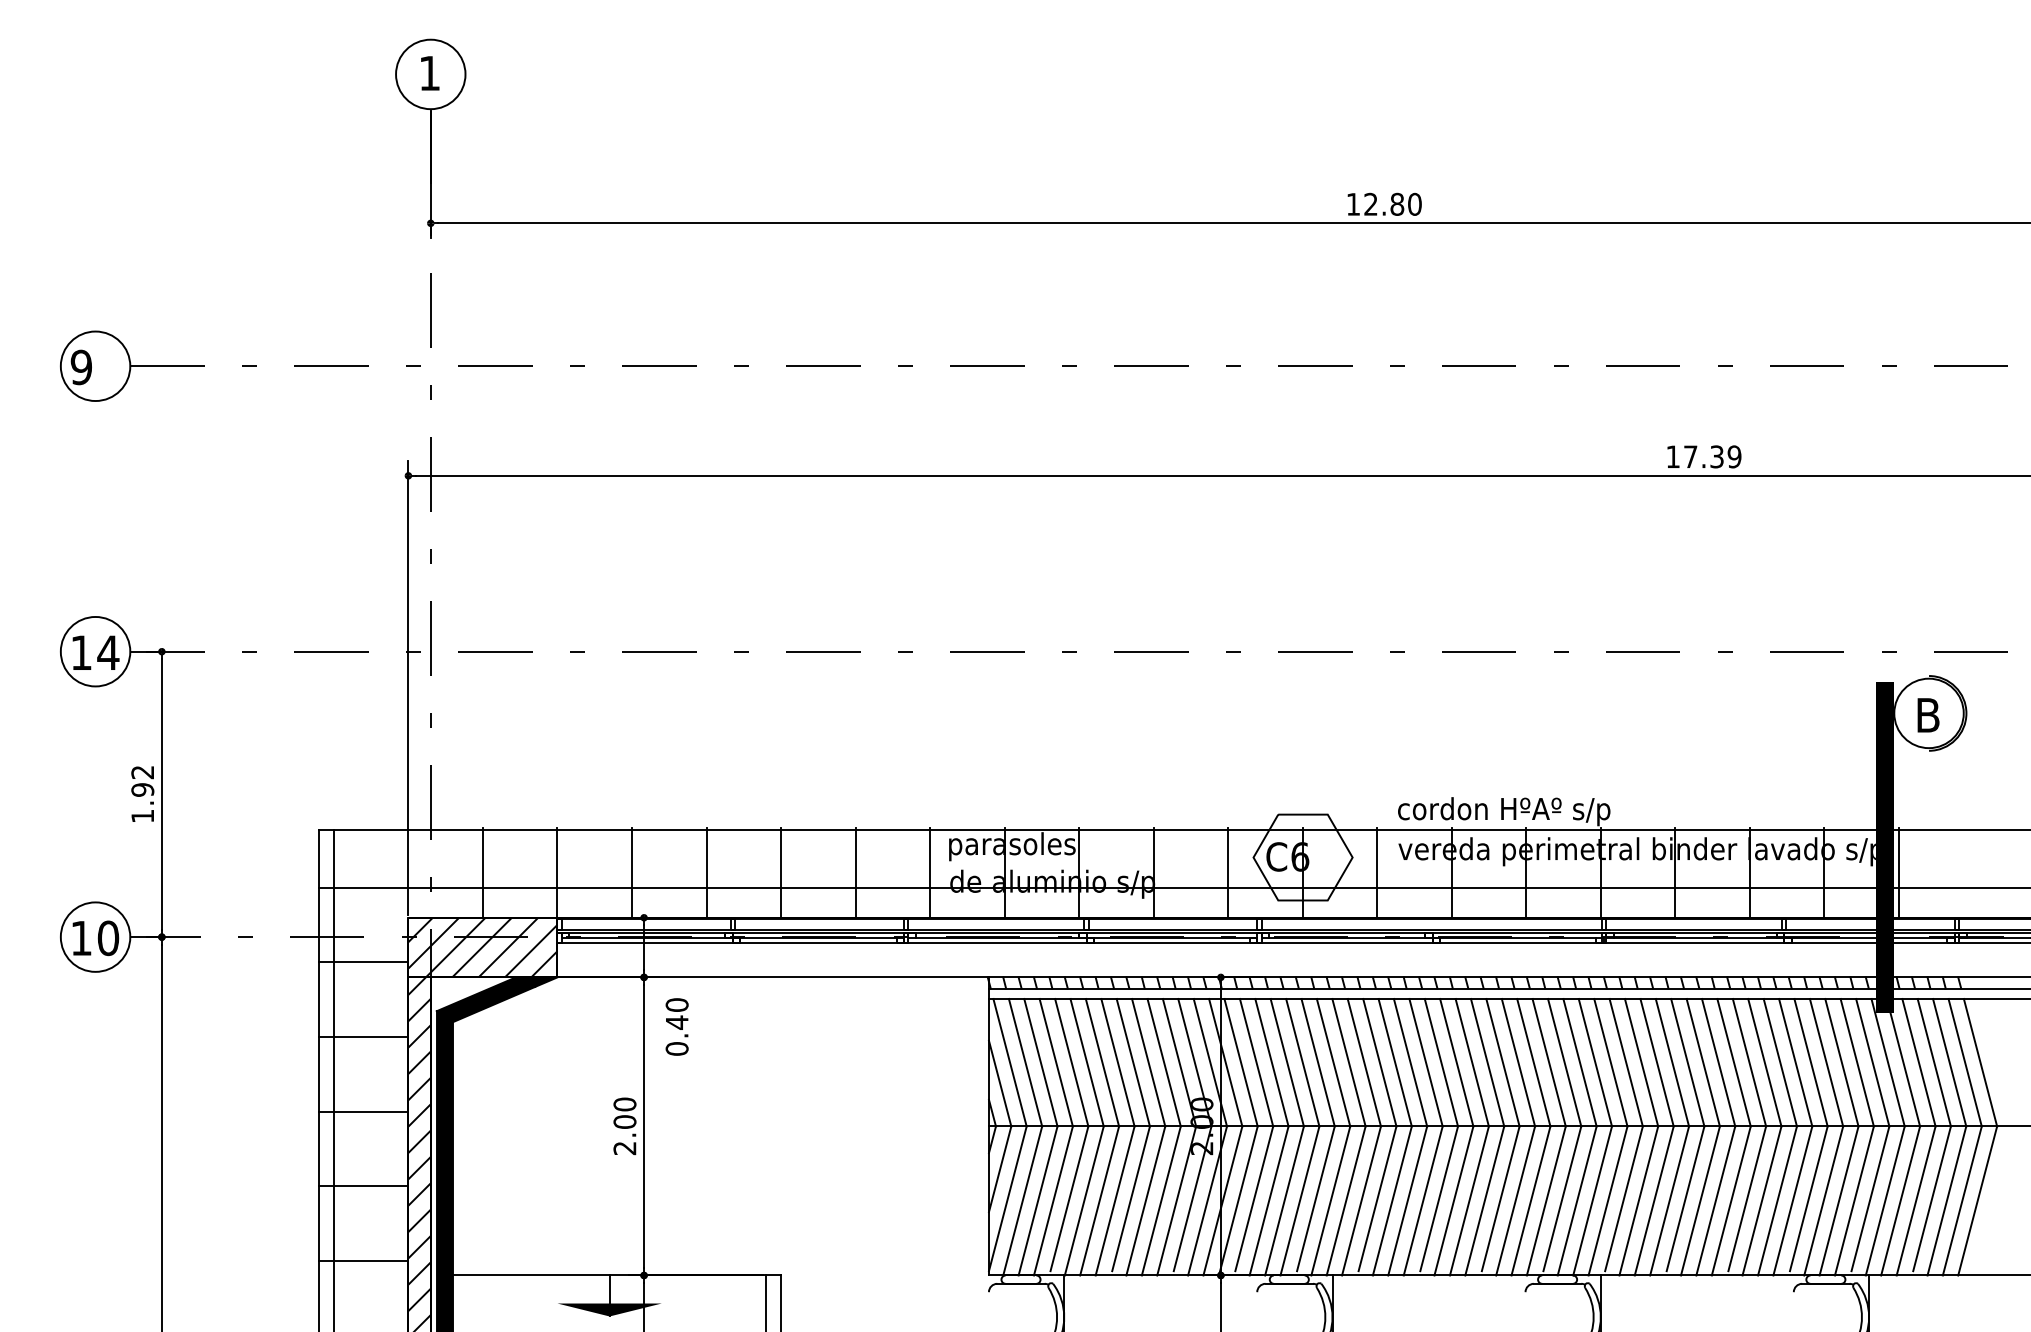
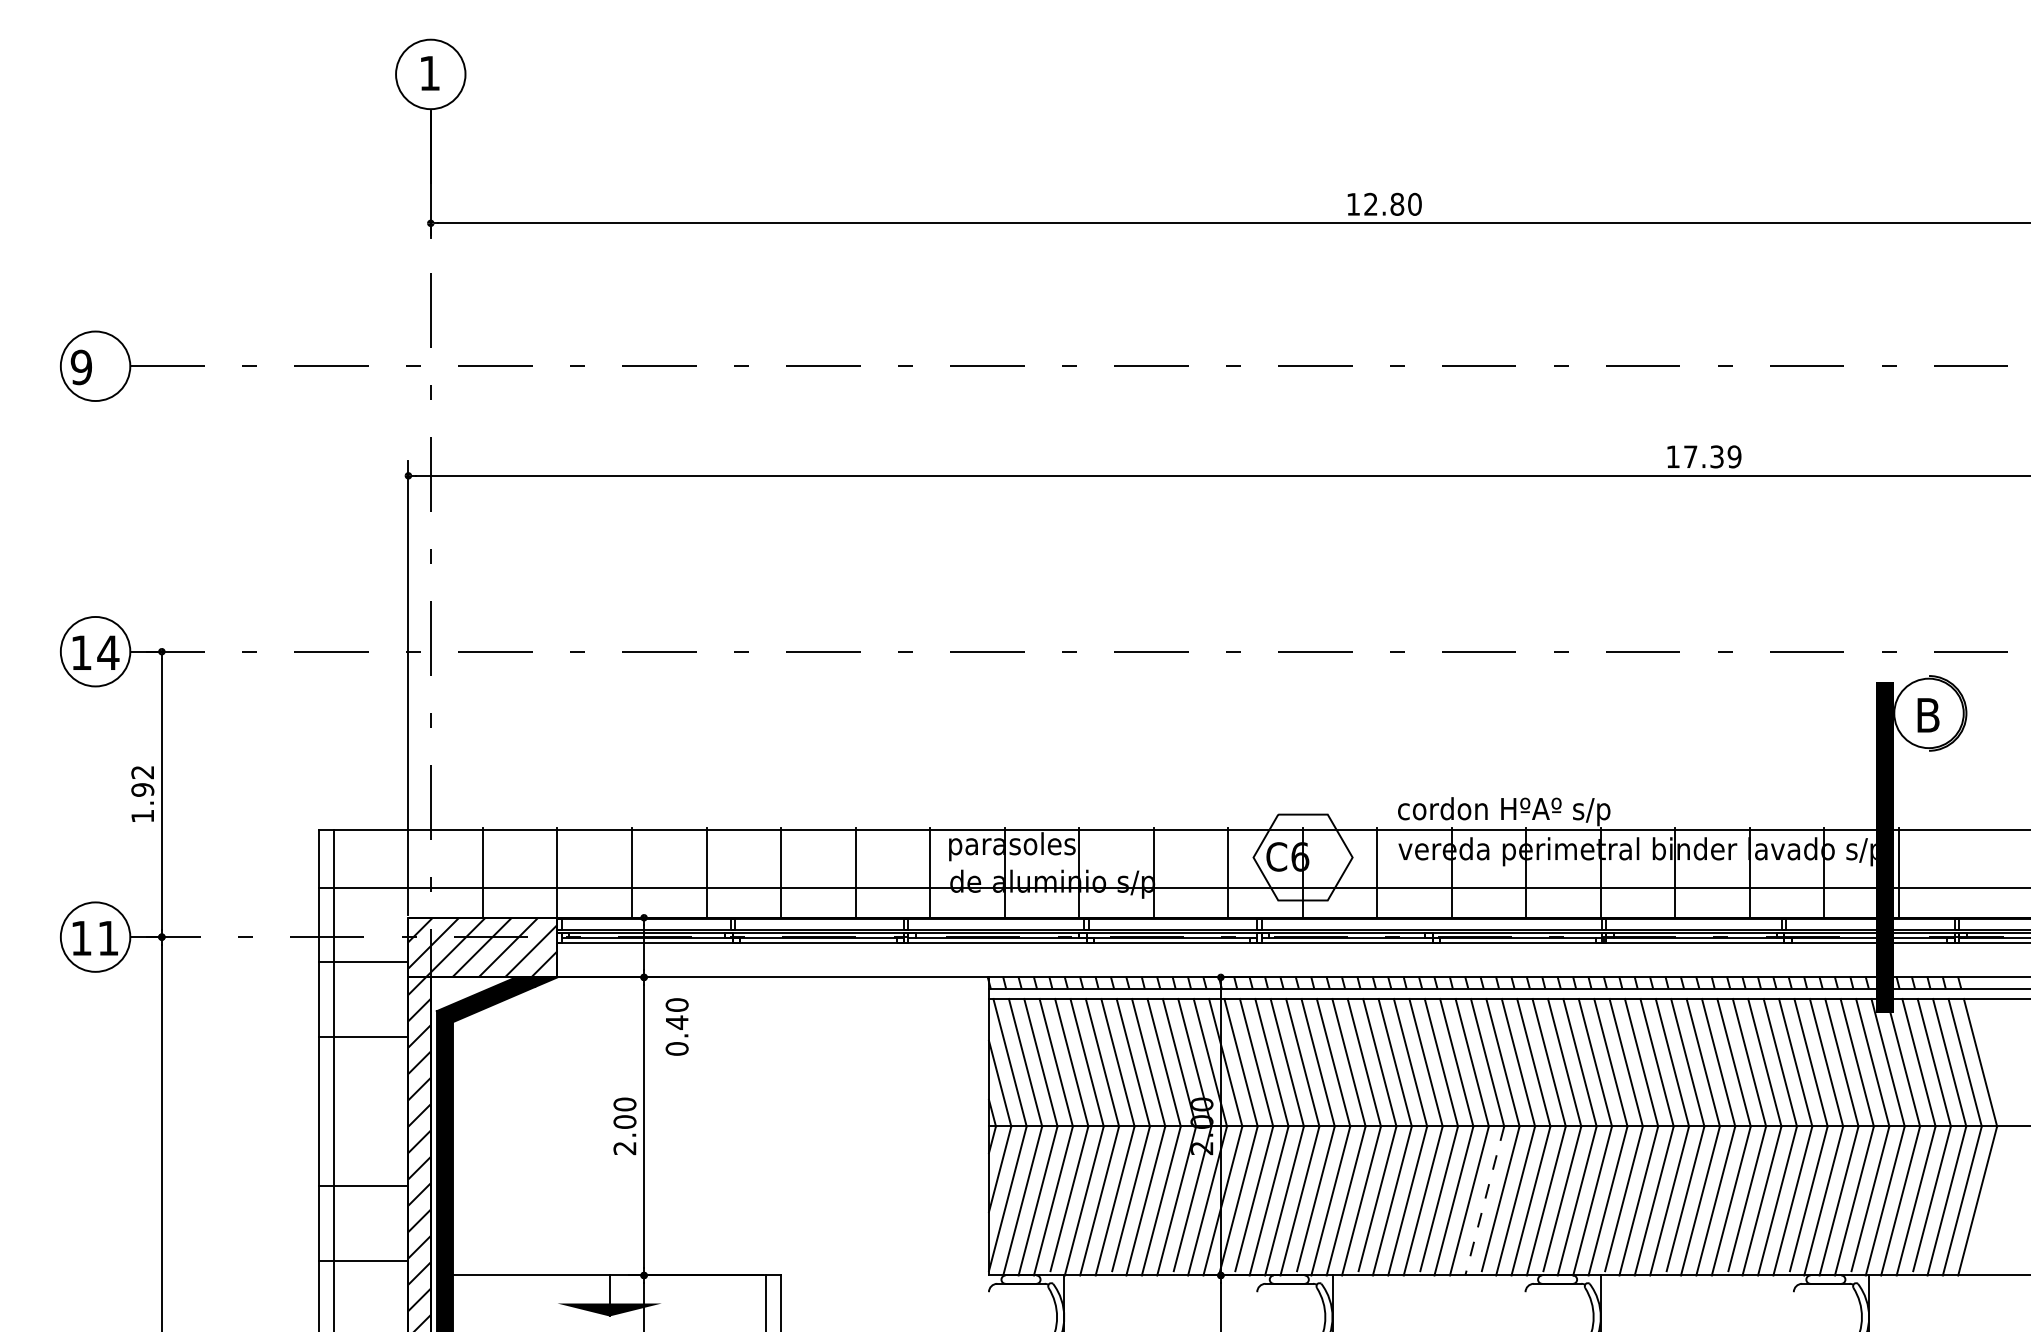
text: 10 -> 11 (108, 938)
line: present -> none (363, 1111)
line: solid -> dashed (1484, 1201)
